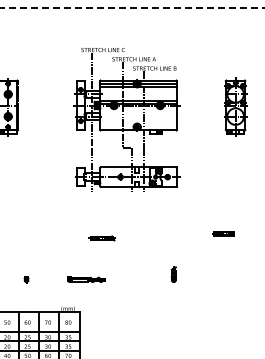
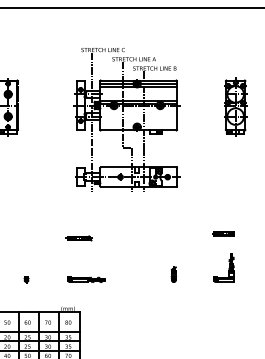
line: dashed -> solid (132, 7)
part position: (101, 238) -> (78, 238) (78, 238)
part: none -> present (223, 267)
